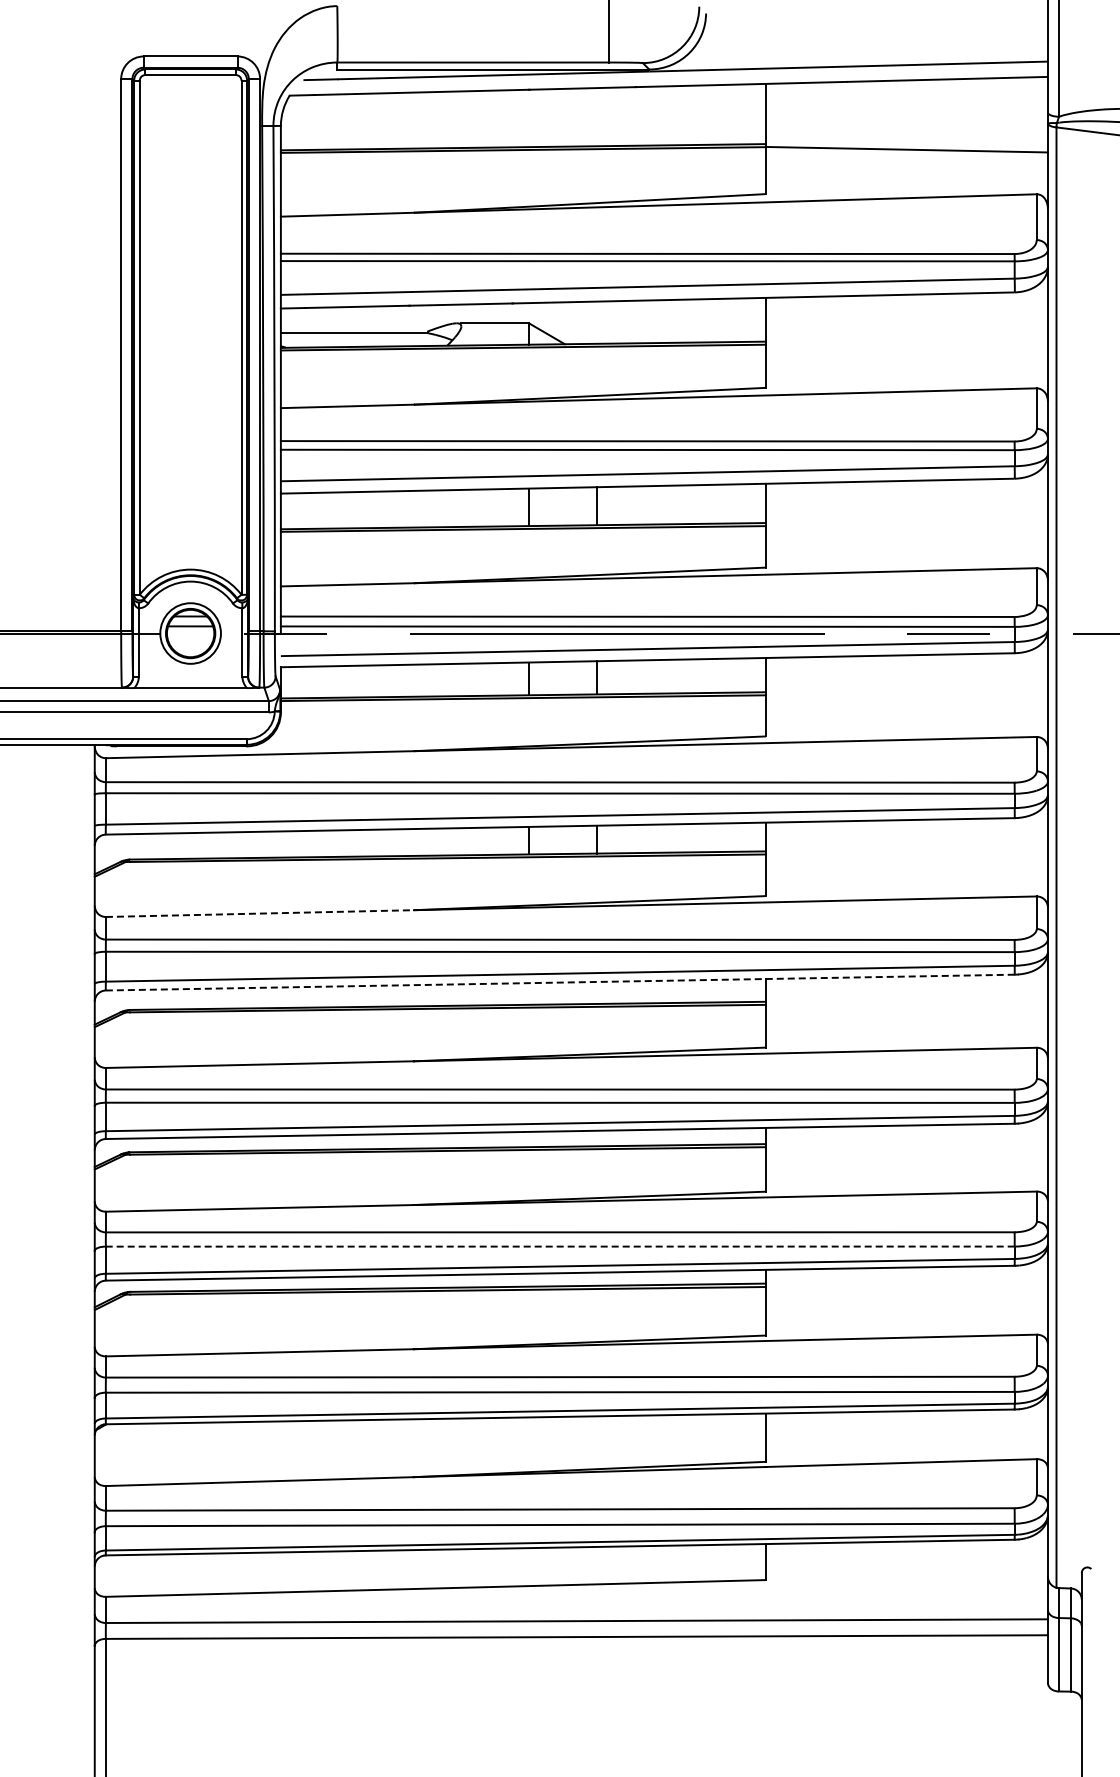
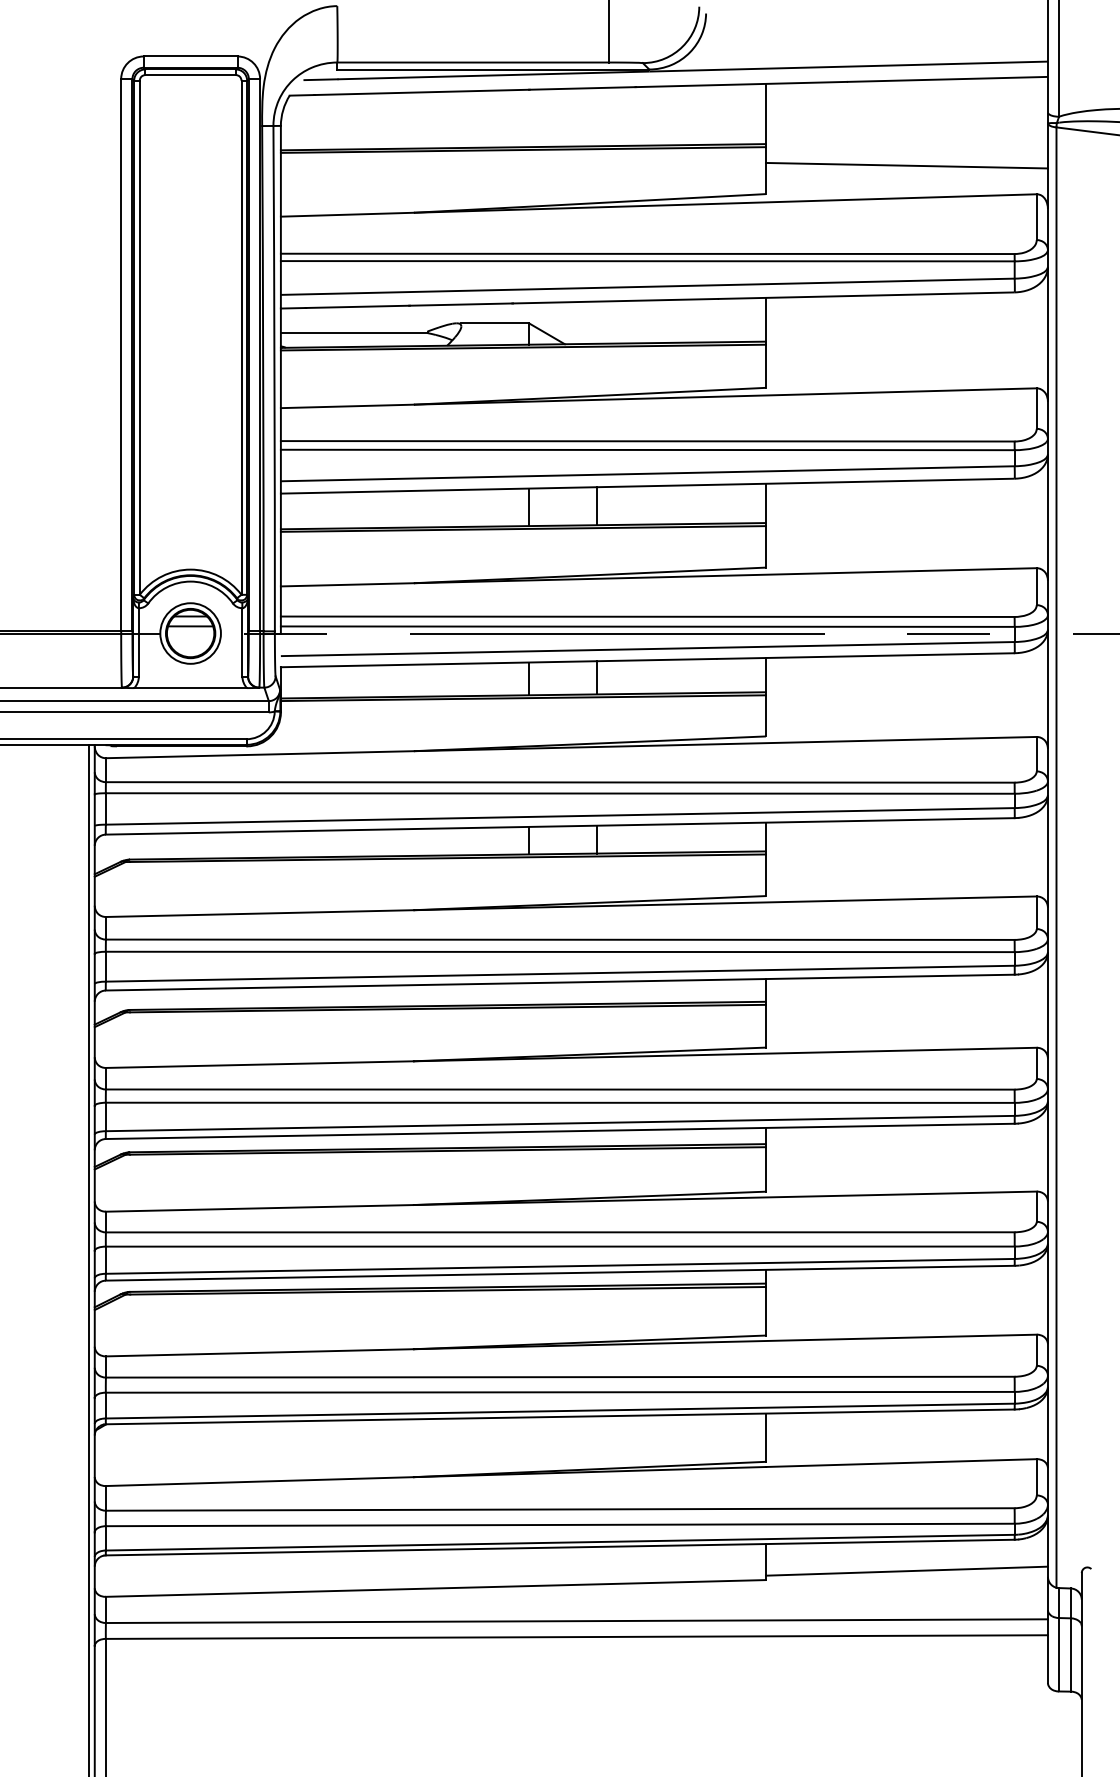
line position: (906, 149) -> (906, 165) (906, 165)
line: dashed -> solid (260, 913)
line: dashed -> solid (560, 982)
line: dashed -> solid (559, 1246)
line: none -> present (89, 1259)
line: none -> present (906, 1570)
